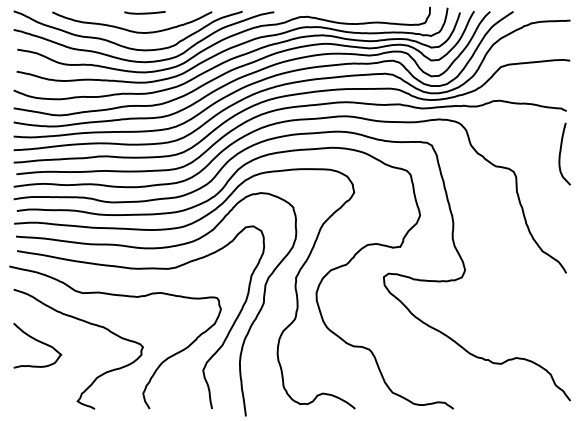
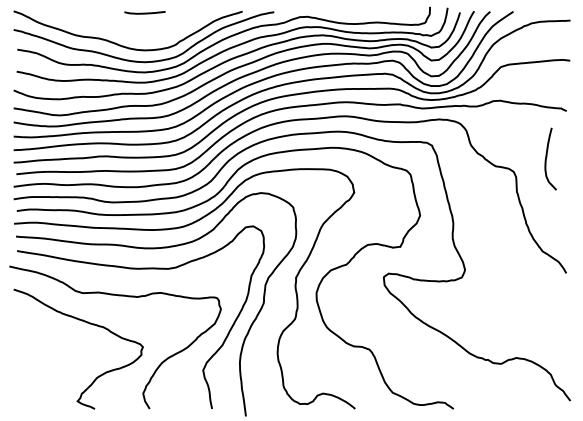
curve: present -> none (132, 30)
curve position: (561, 152) -> (547, 157) (547, 157)
curve: present -> none (39, 342)
